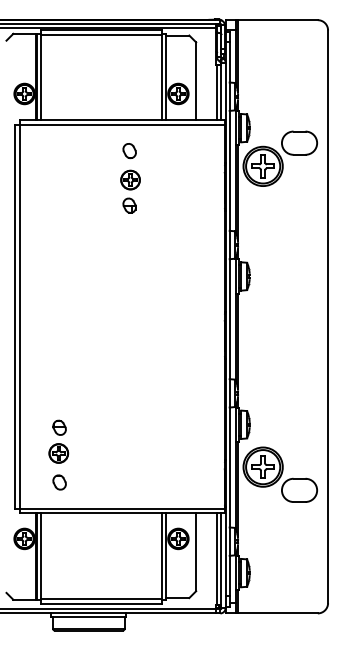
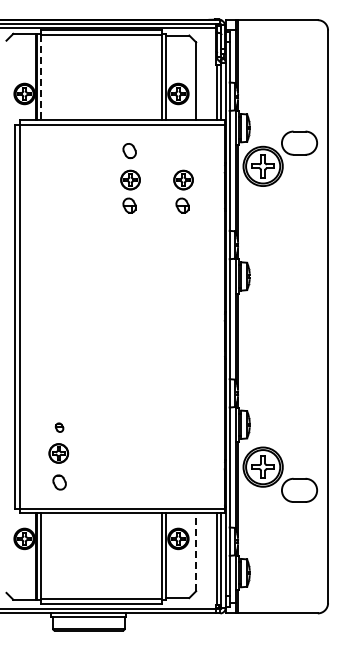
line: solid -> dashed (41, 77)
part: none -> present (183, 191)
part size: 15x17 px -> 11x11 px (59, 427)
line: solid -> dashed (196, 552)
